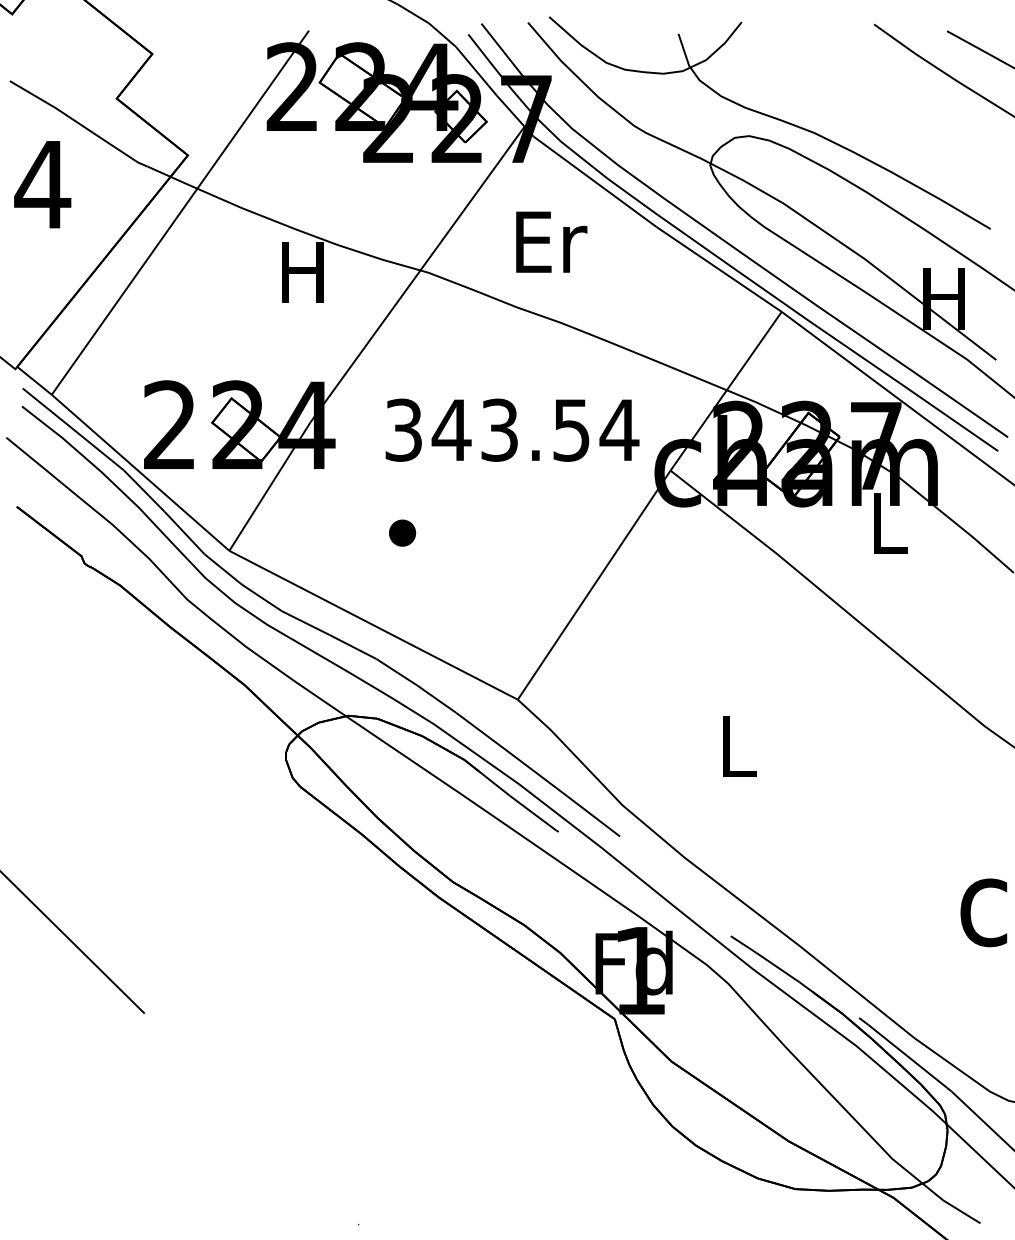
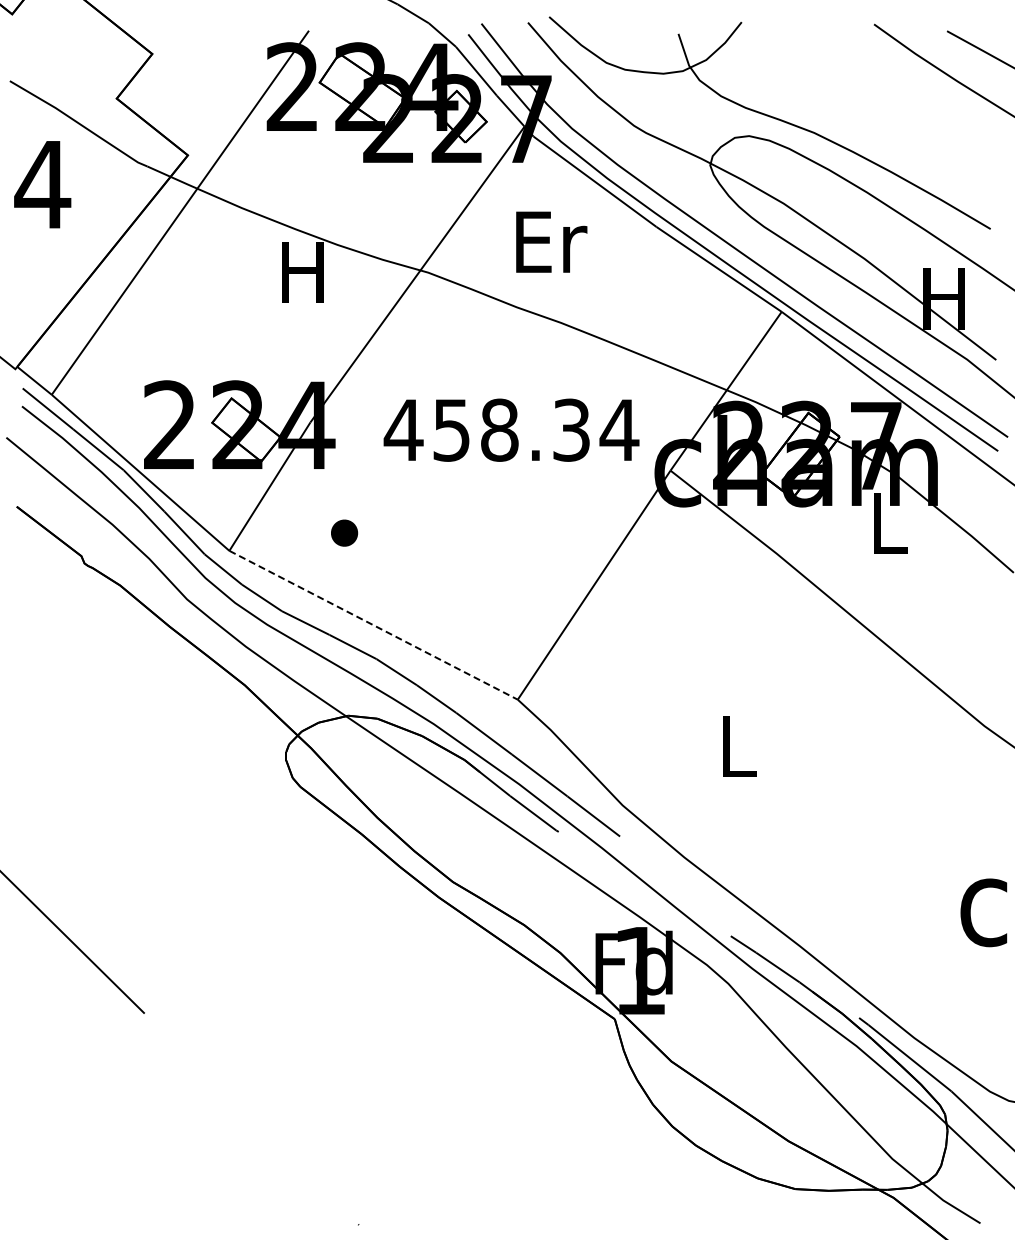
text: 343.54 -> 458.34 (486, 429)
part position: (402, 532) -> (344, 532) (344, 532)
line: solid -> dashed (374, 625)
